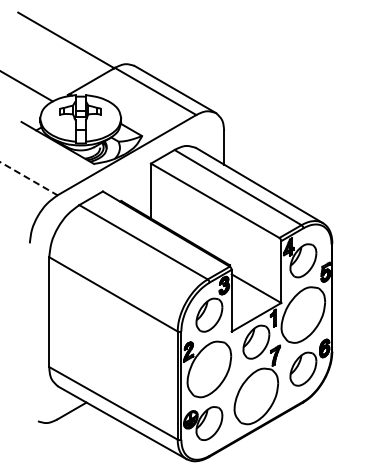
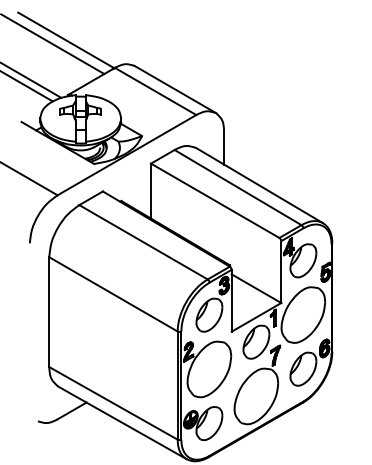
line: none -> present (53, 44)
line: none -> present (31, 80)
line: dashed -> solid (29, 178)
